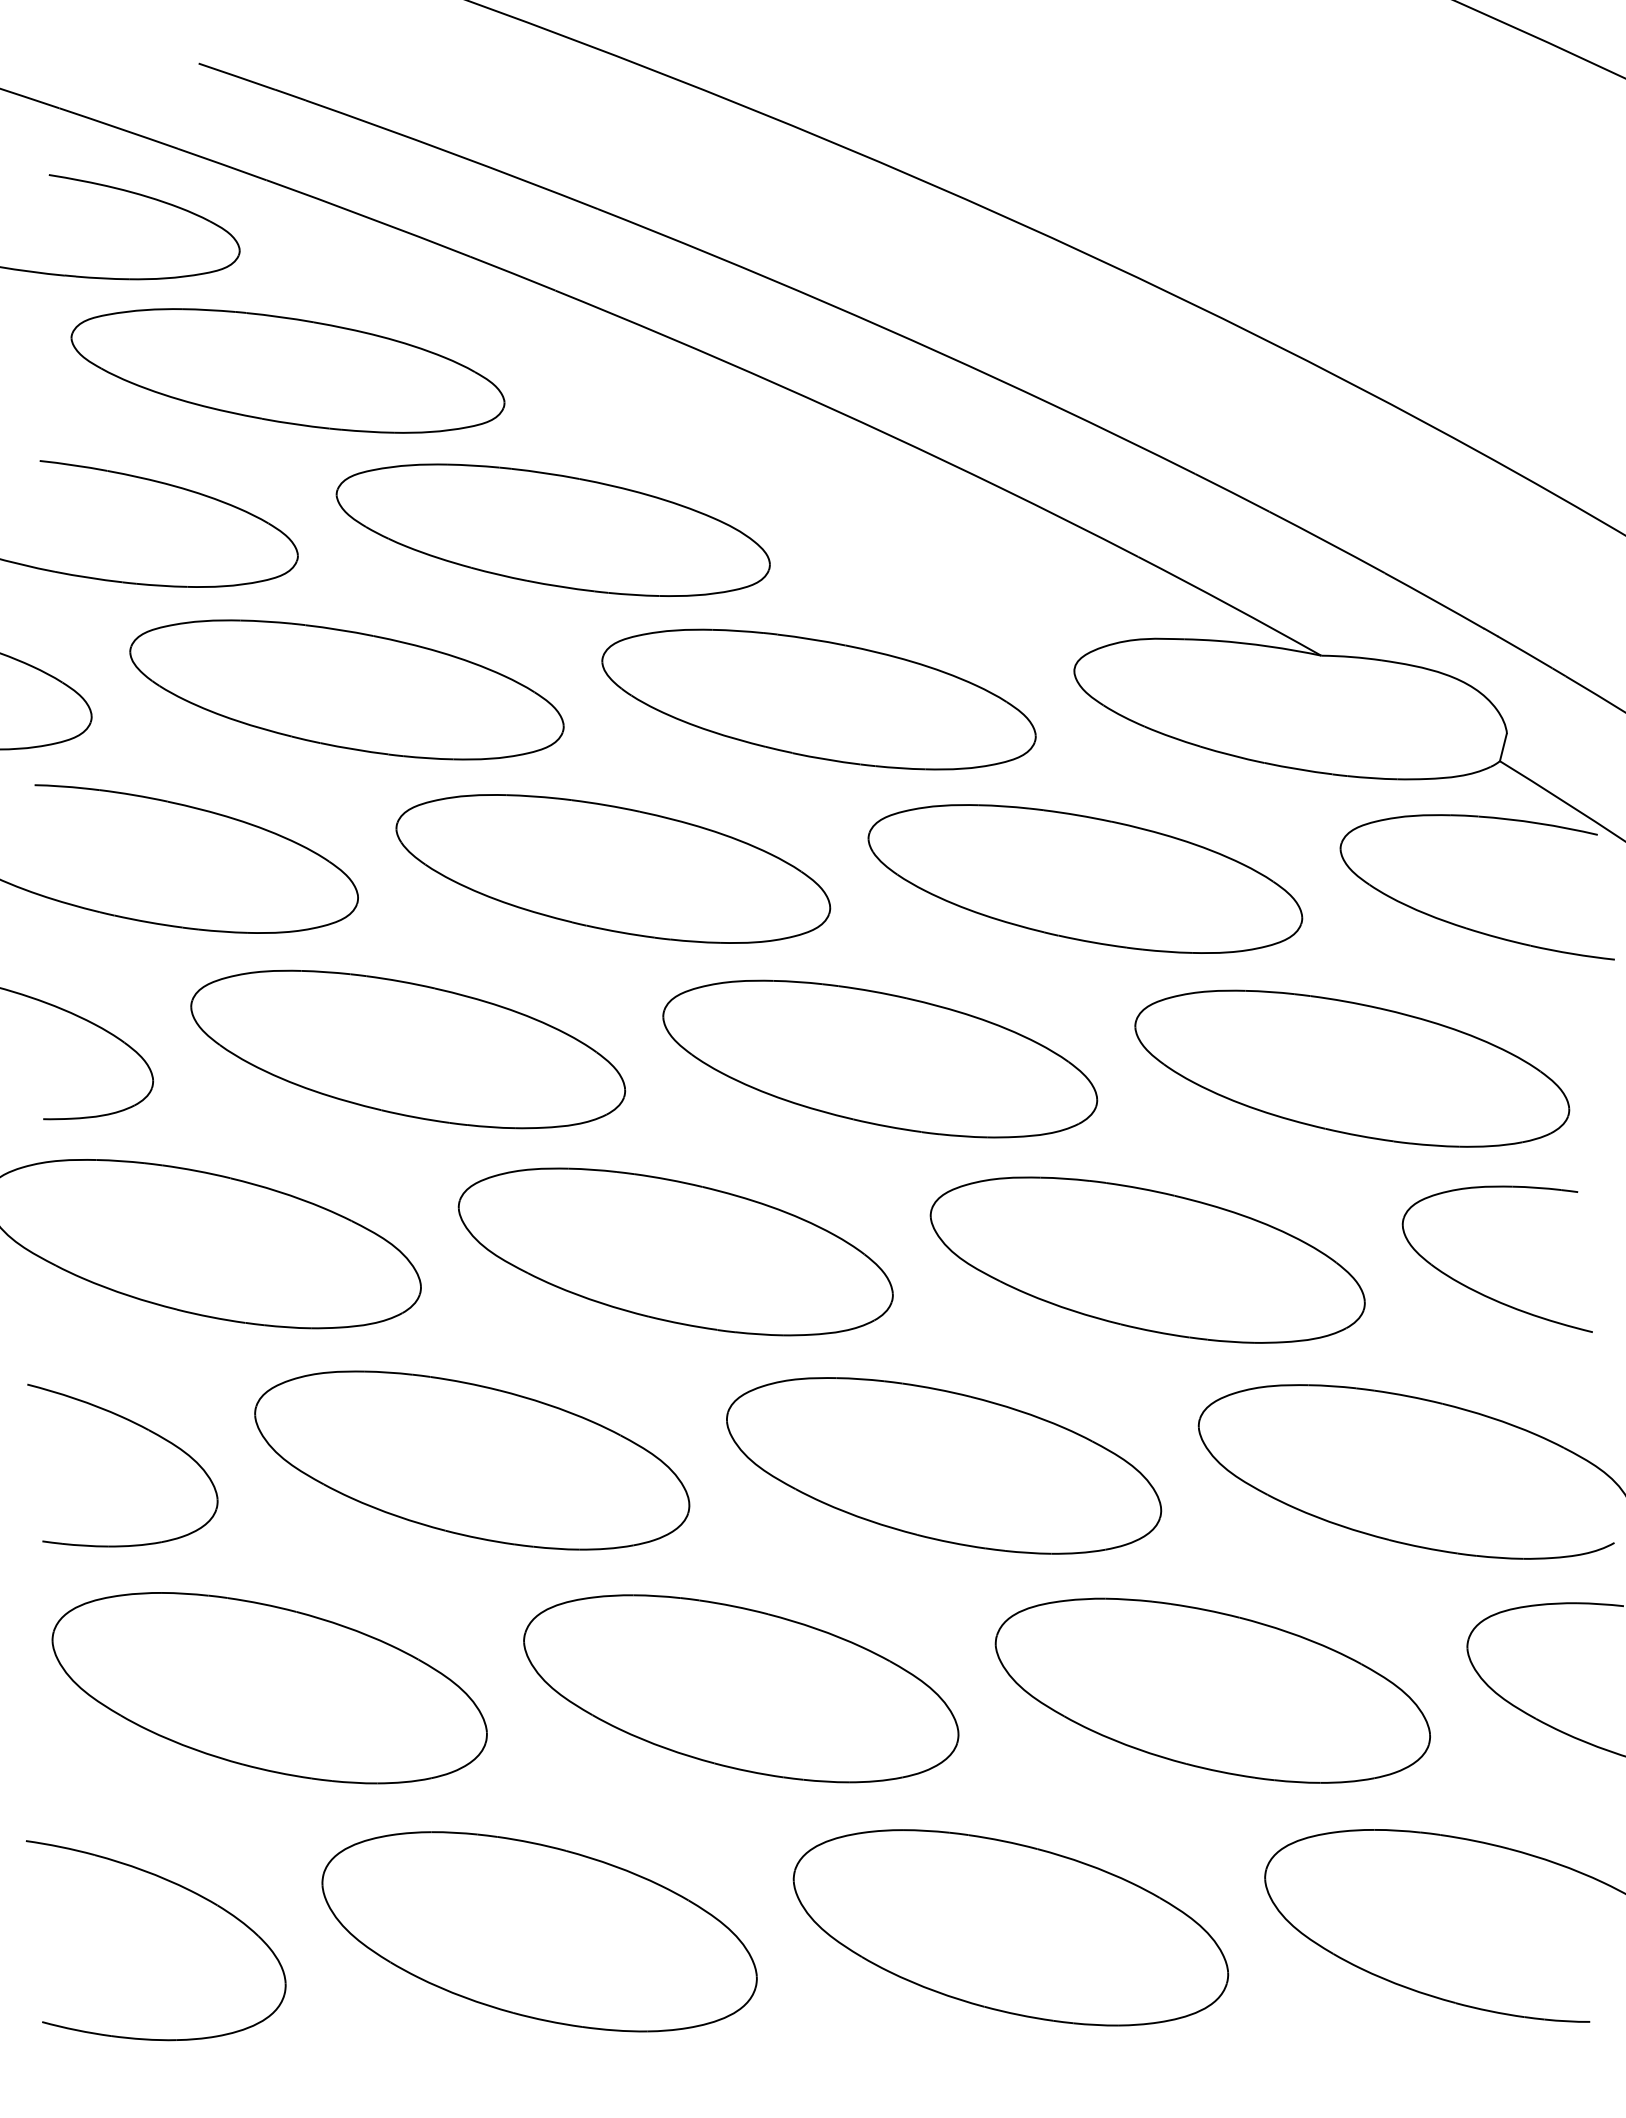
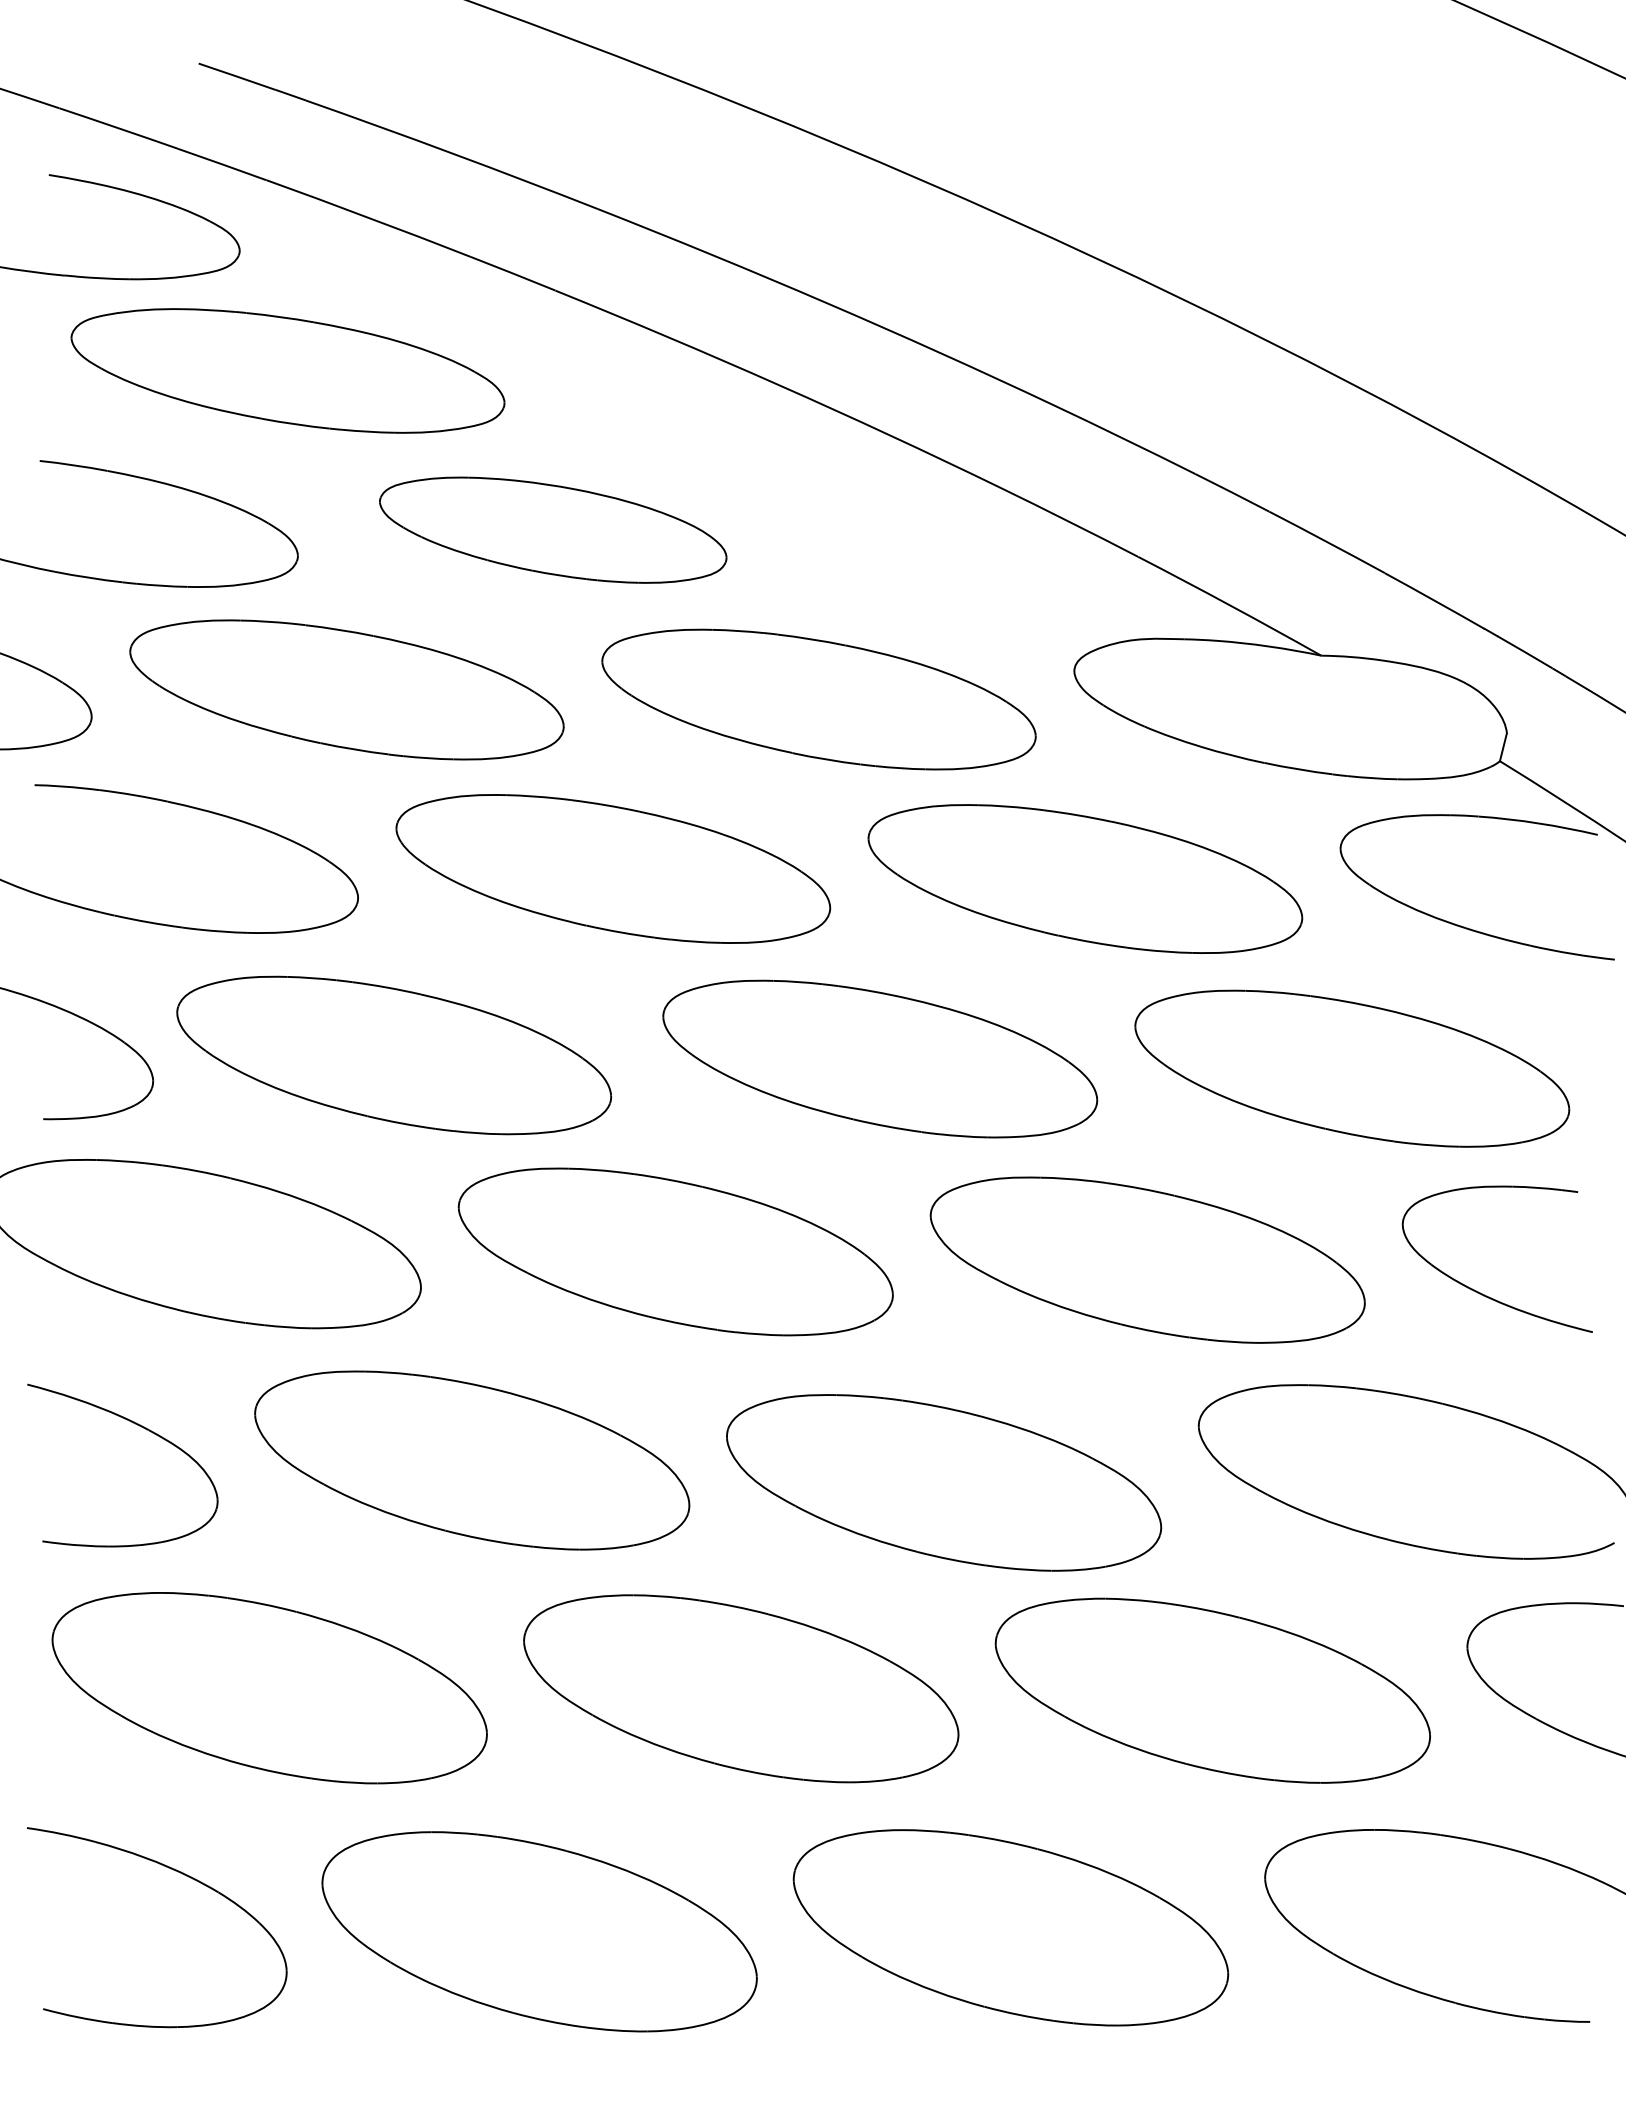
part size: 436x134 px -> 349x108 px (553, 529)
part position: (408, 1049) -> (394, 1055) (394, 1055)
part position: (944, 1465) -> (944, 1482) (944, 1482)
part position: (181, 1887) -> (182, 1874) (182, 1874)
